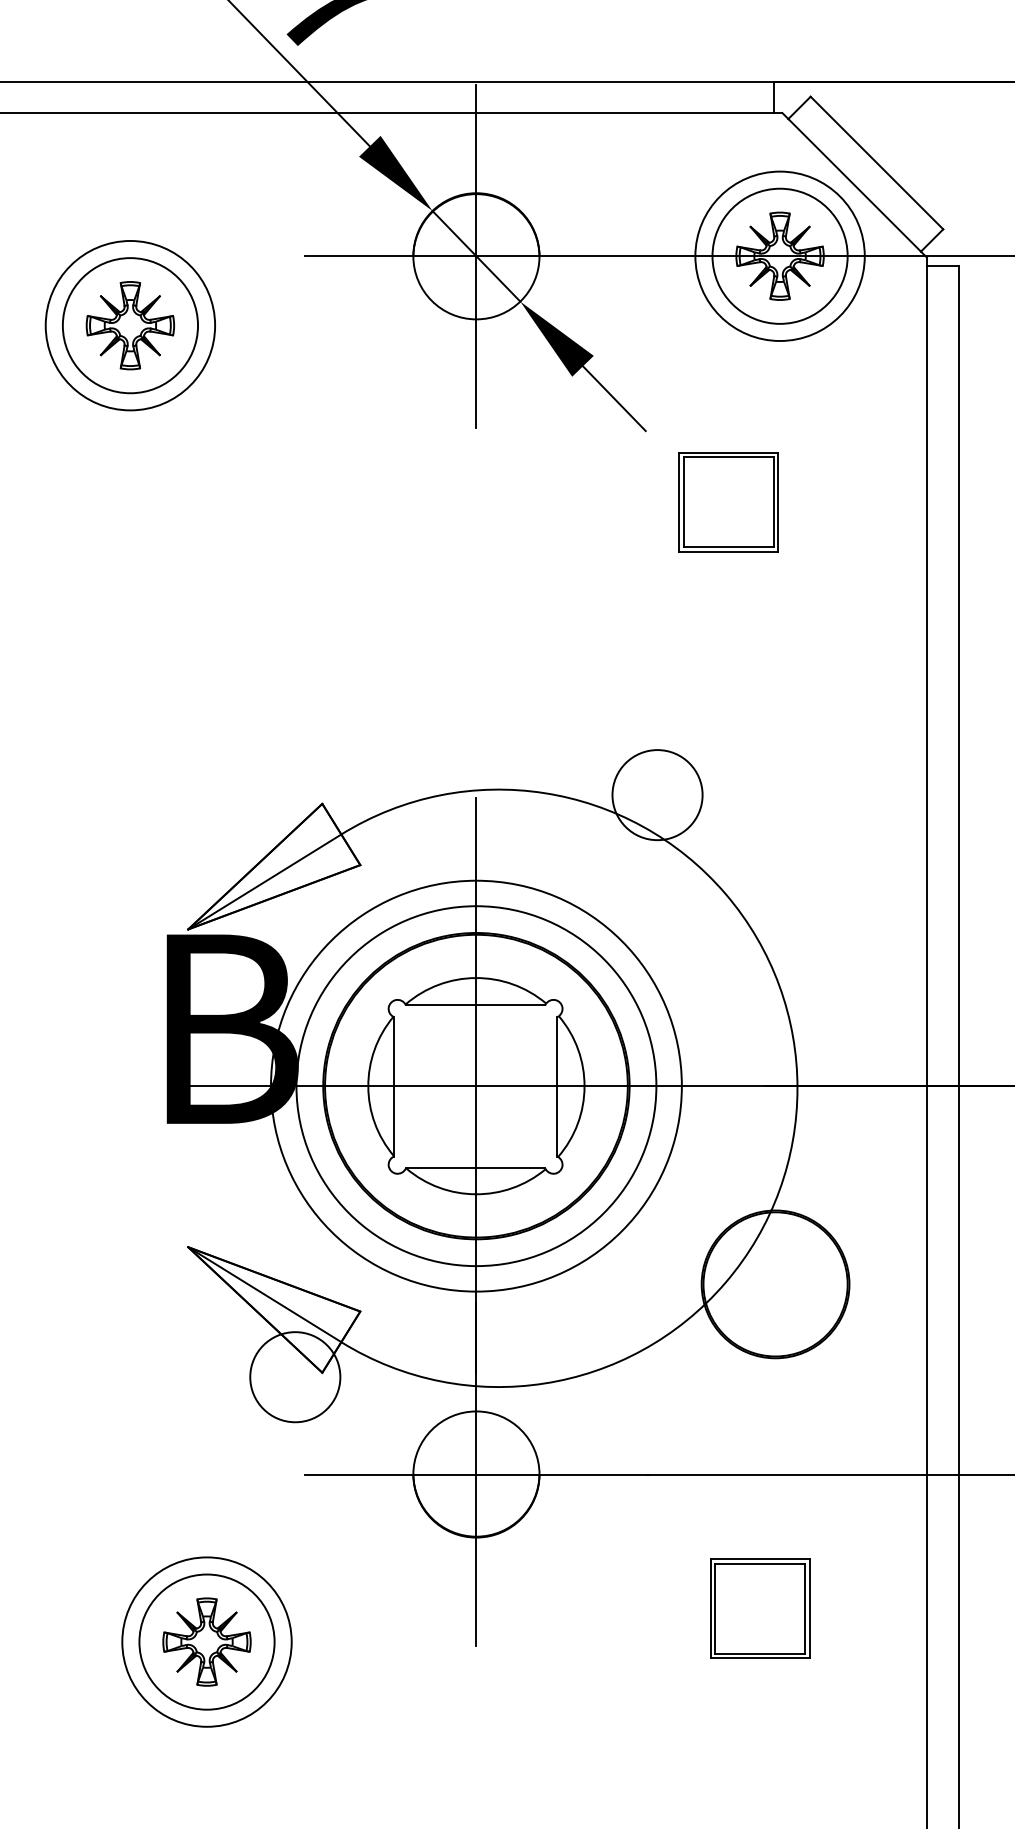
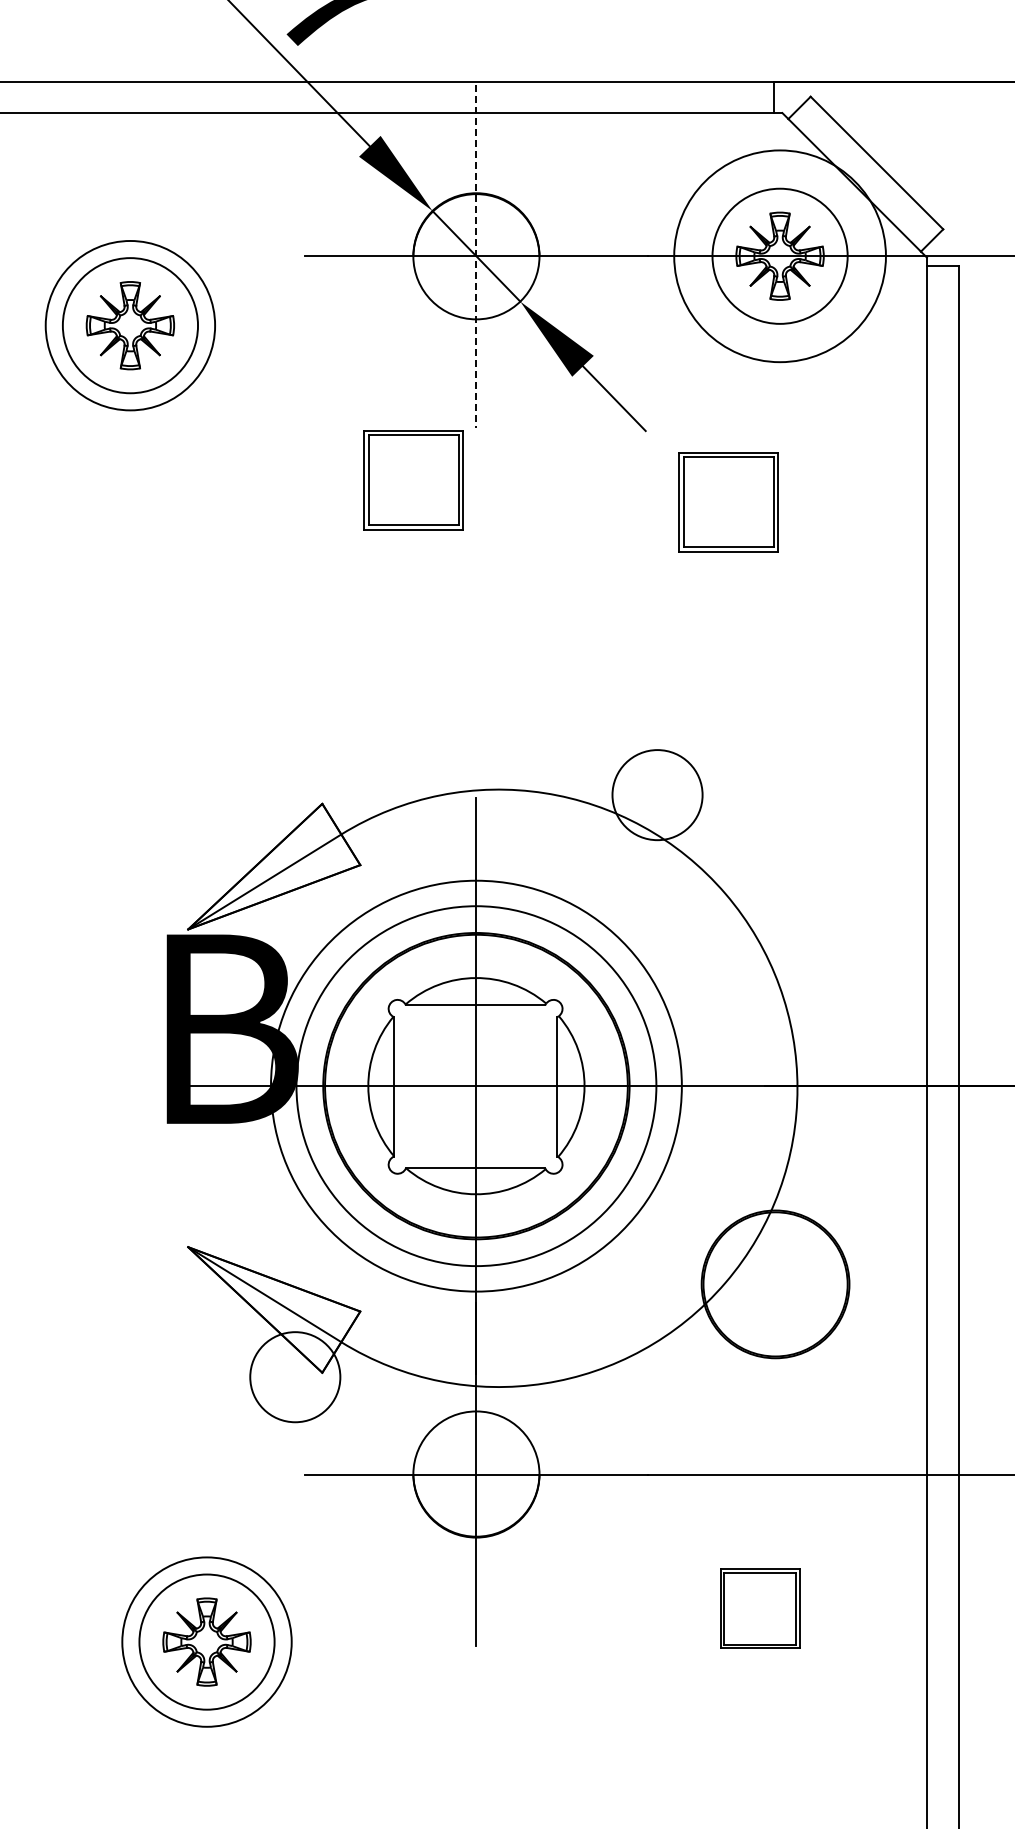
line: solid -> dashed (476, 256)
circle diameter: 169 px -> 212 px (779, 256)
part: none -> present (413, 480)
part size: 101x101 px -> 81x81 px (760, 1608)
